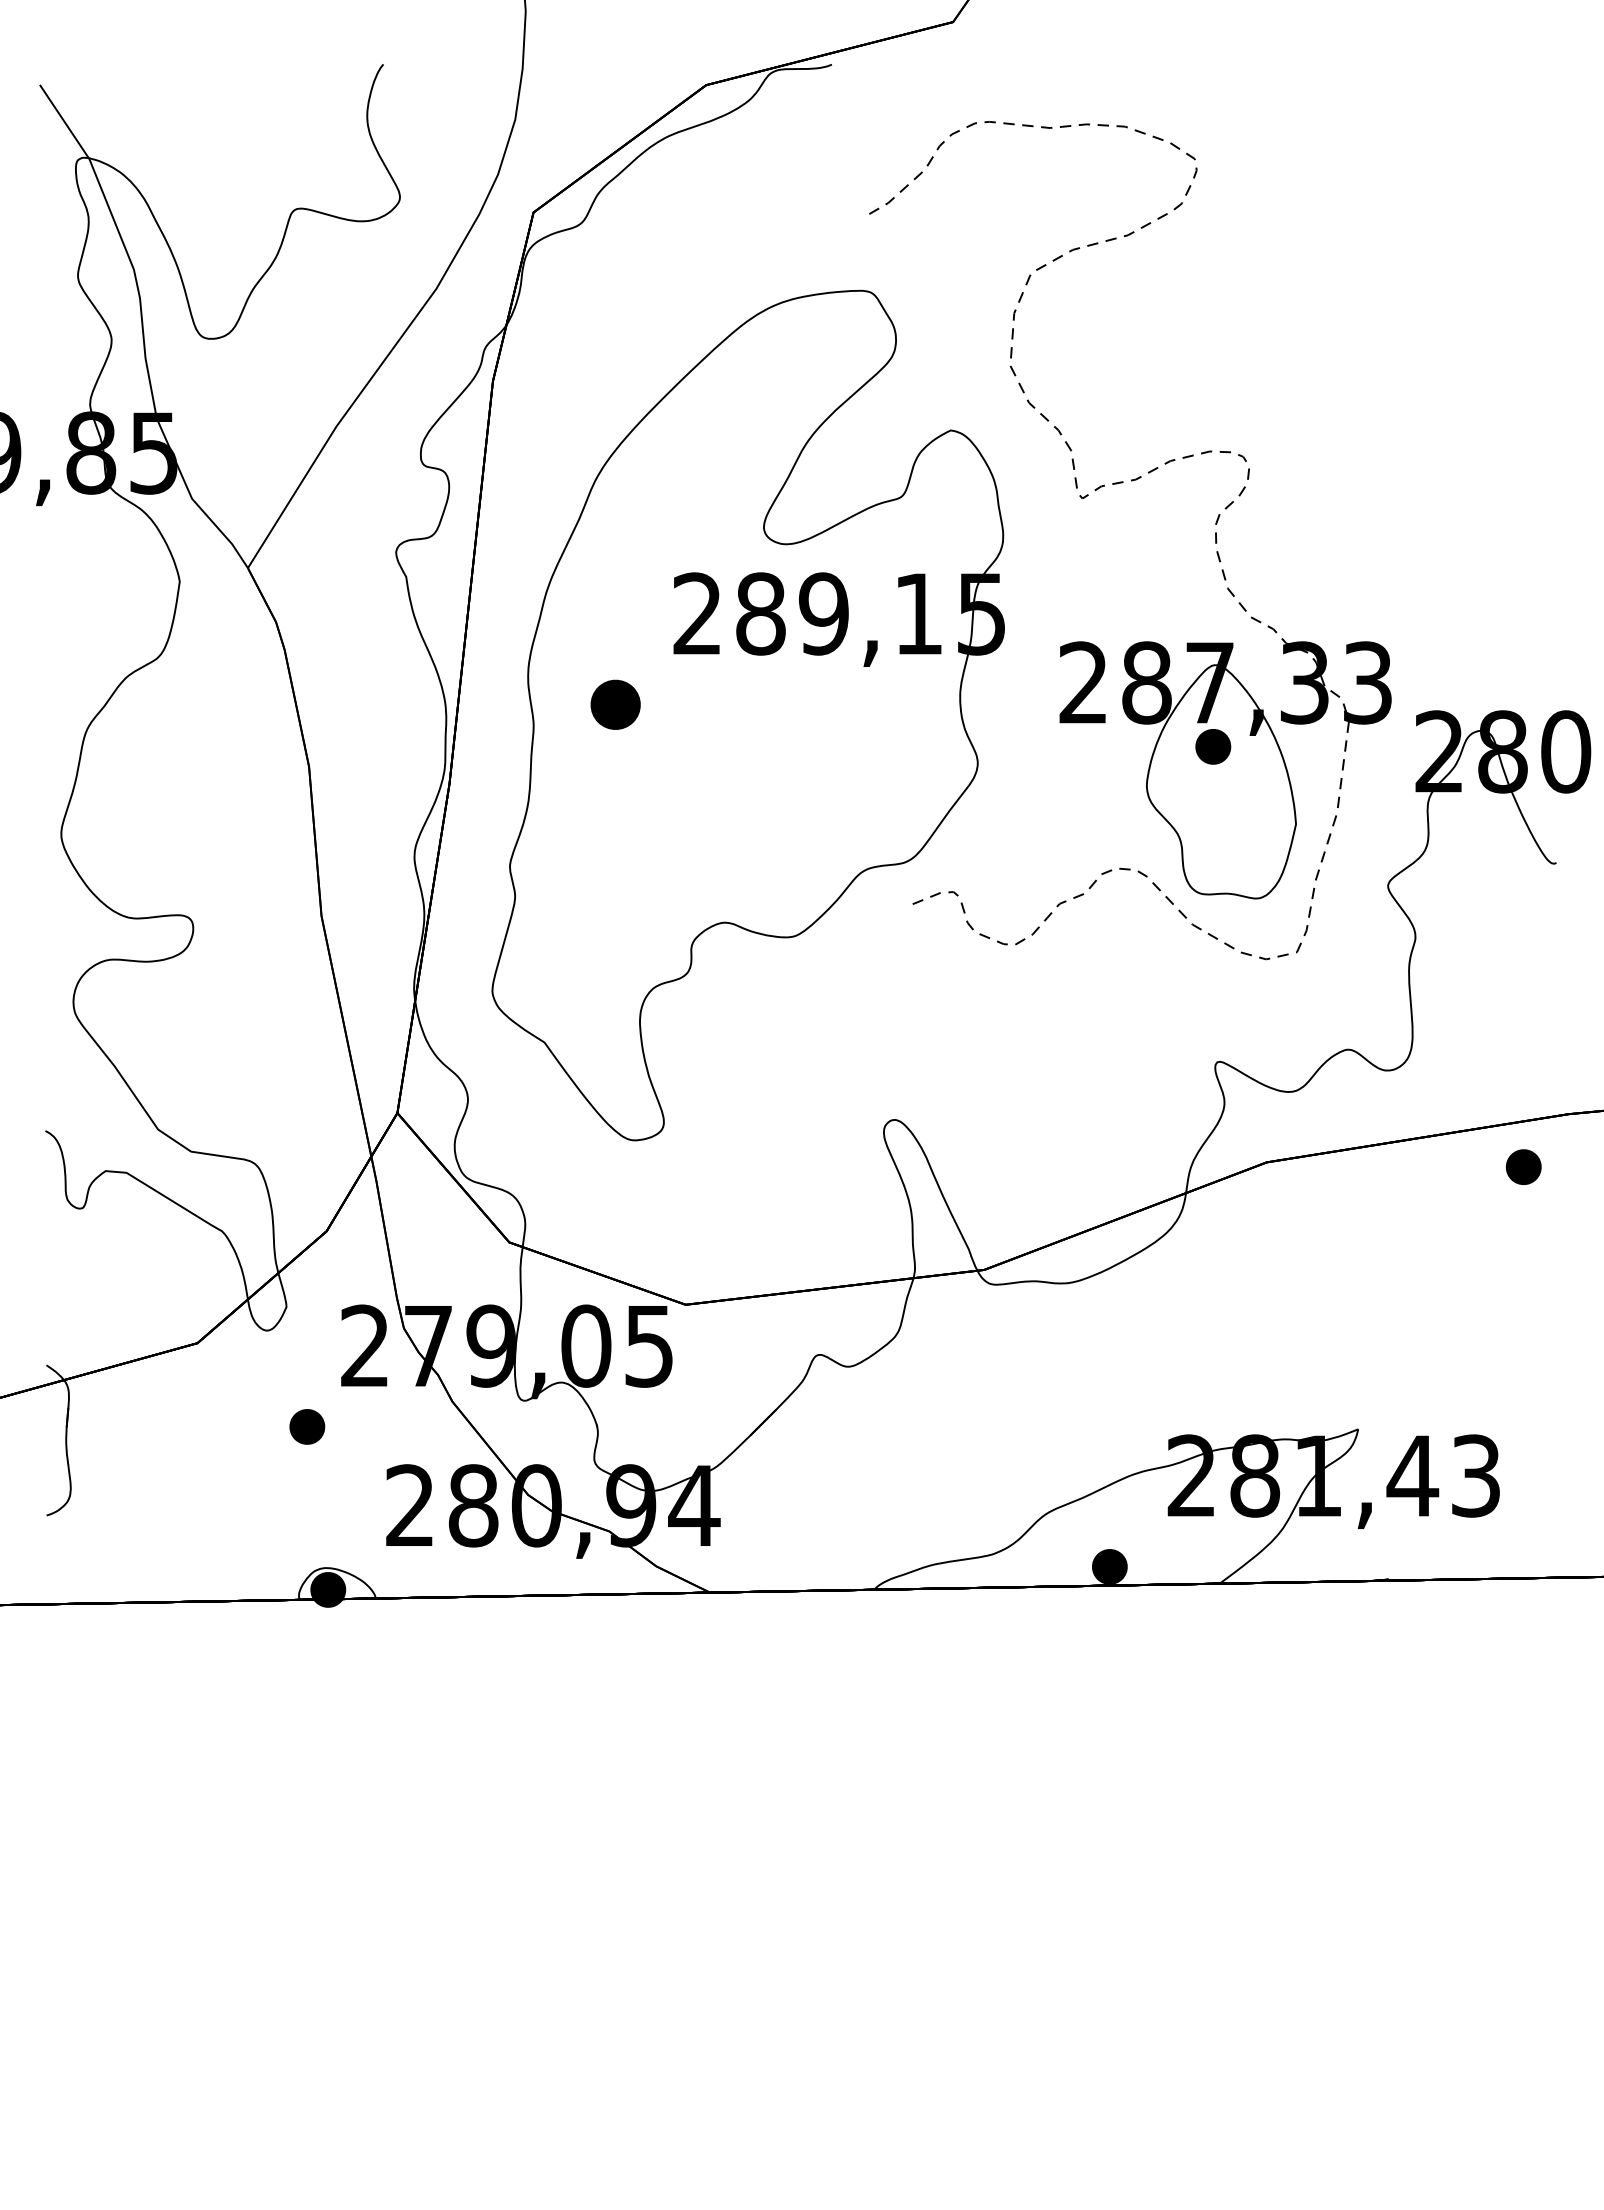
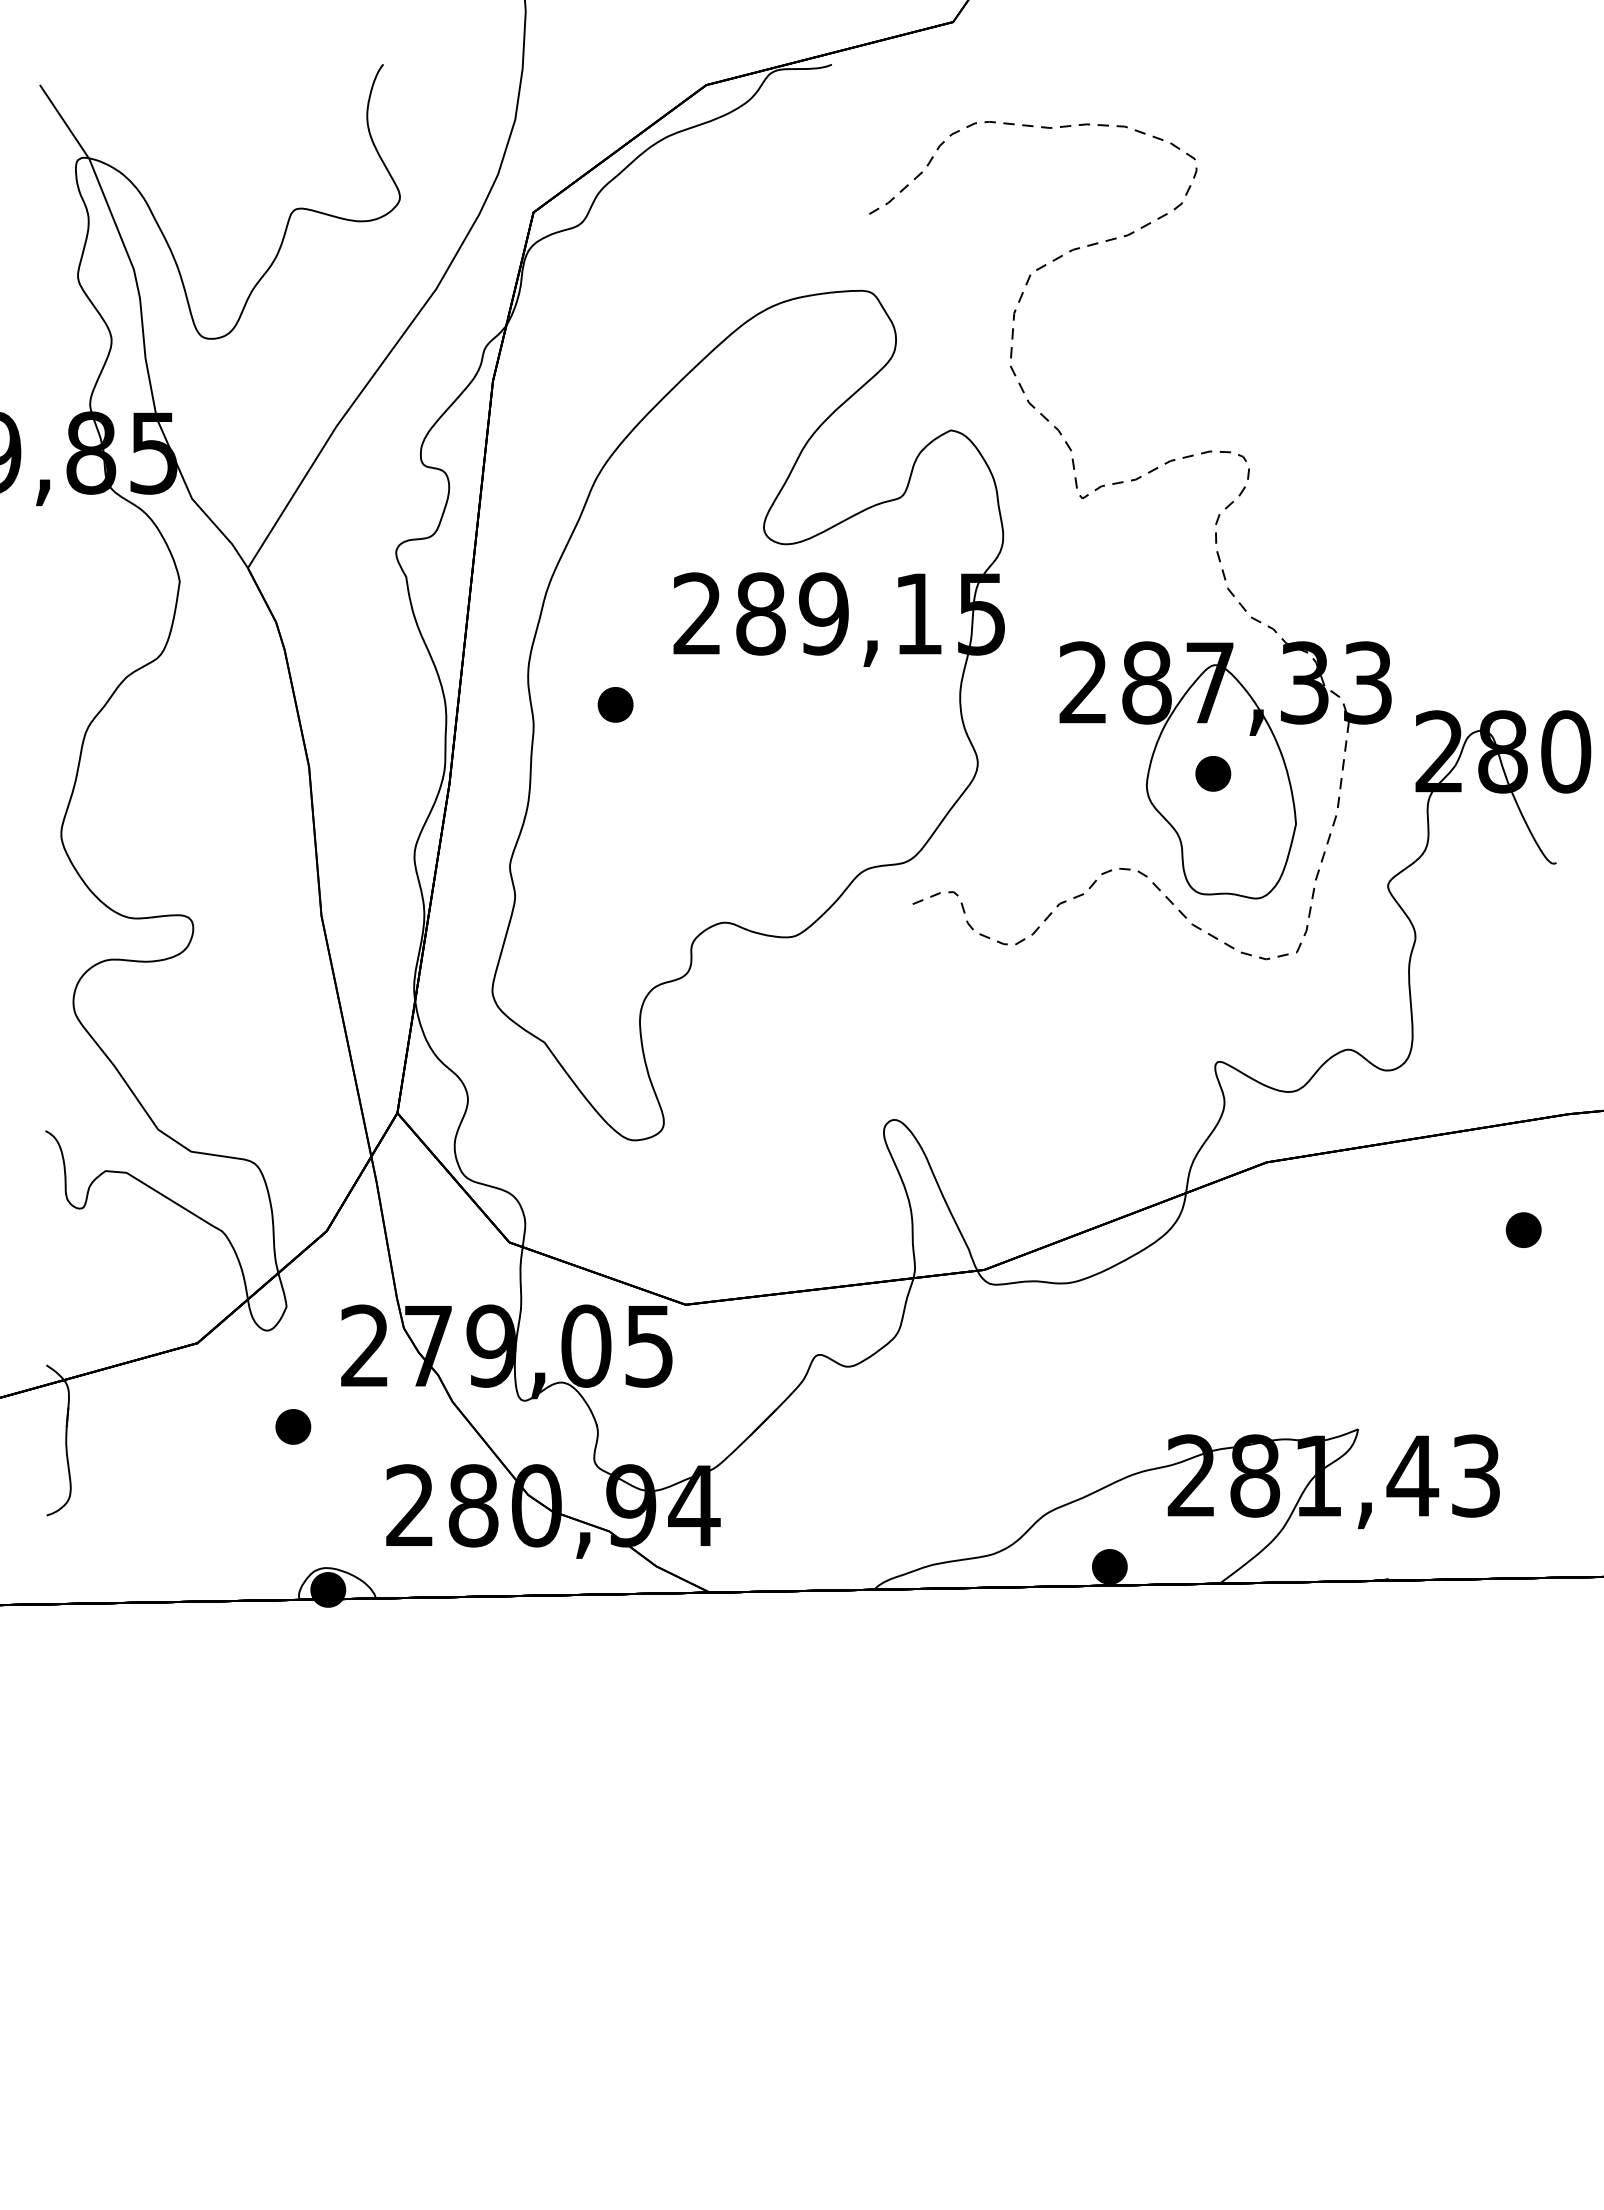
part size: 51x51 px -> 37x36 px (615, 704)
part position: (1213, 746) -> (1213, 773) (1213, 773)
part position: (1523, 1166) -> (1523, 1229) (1523, 1229)
part position: (307, 1426) -> (293, 1426) (293, 1426)
